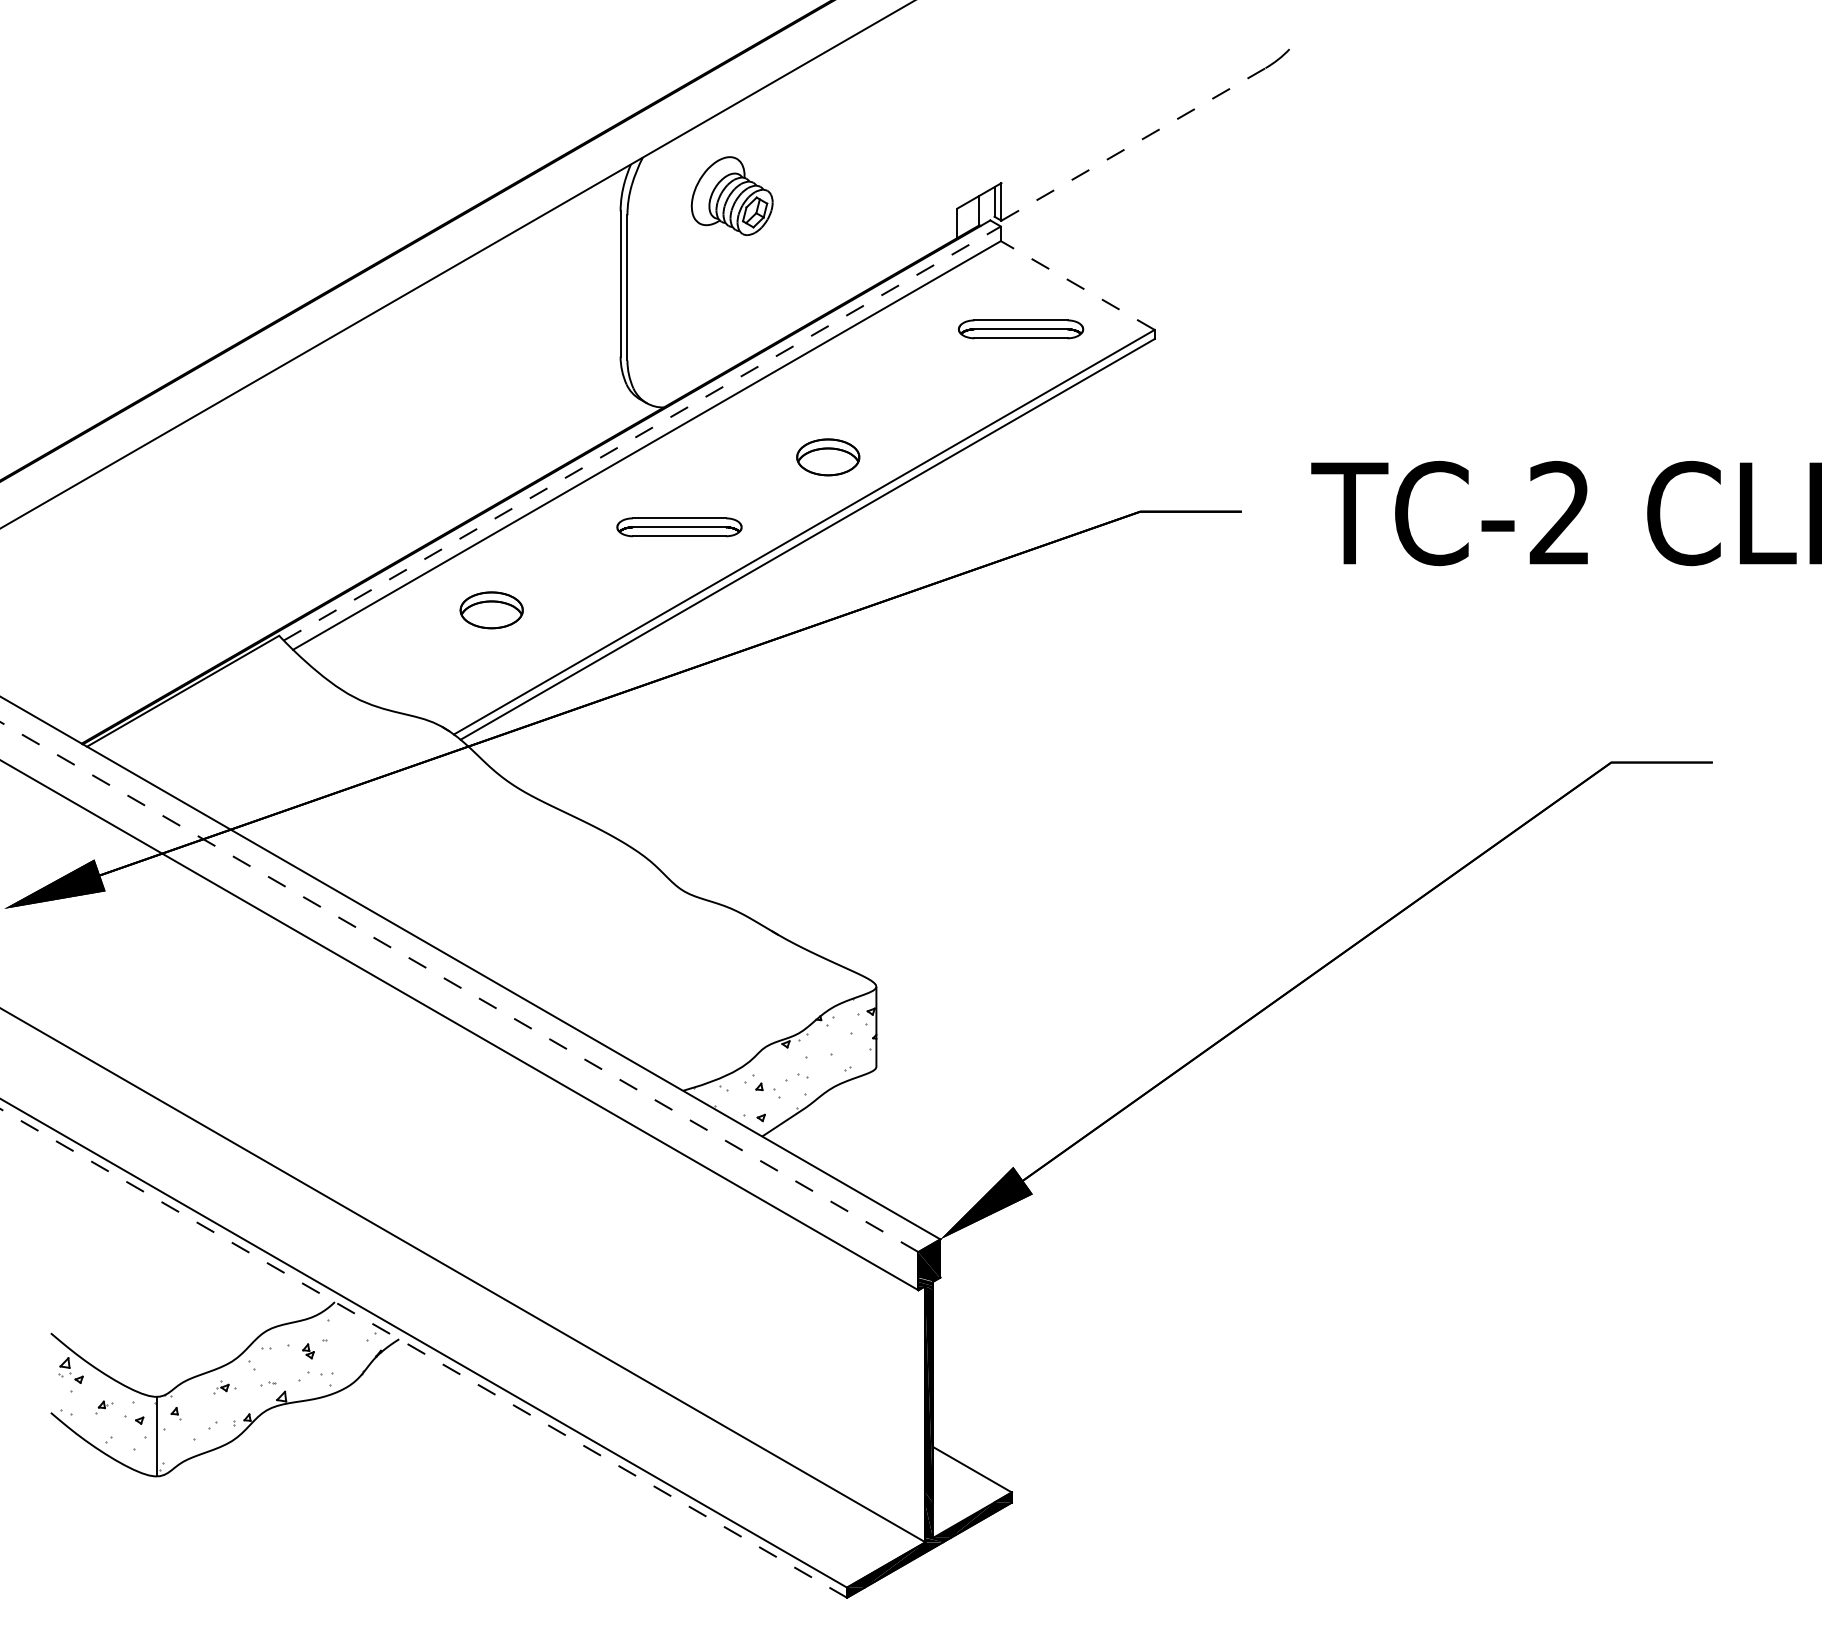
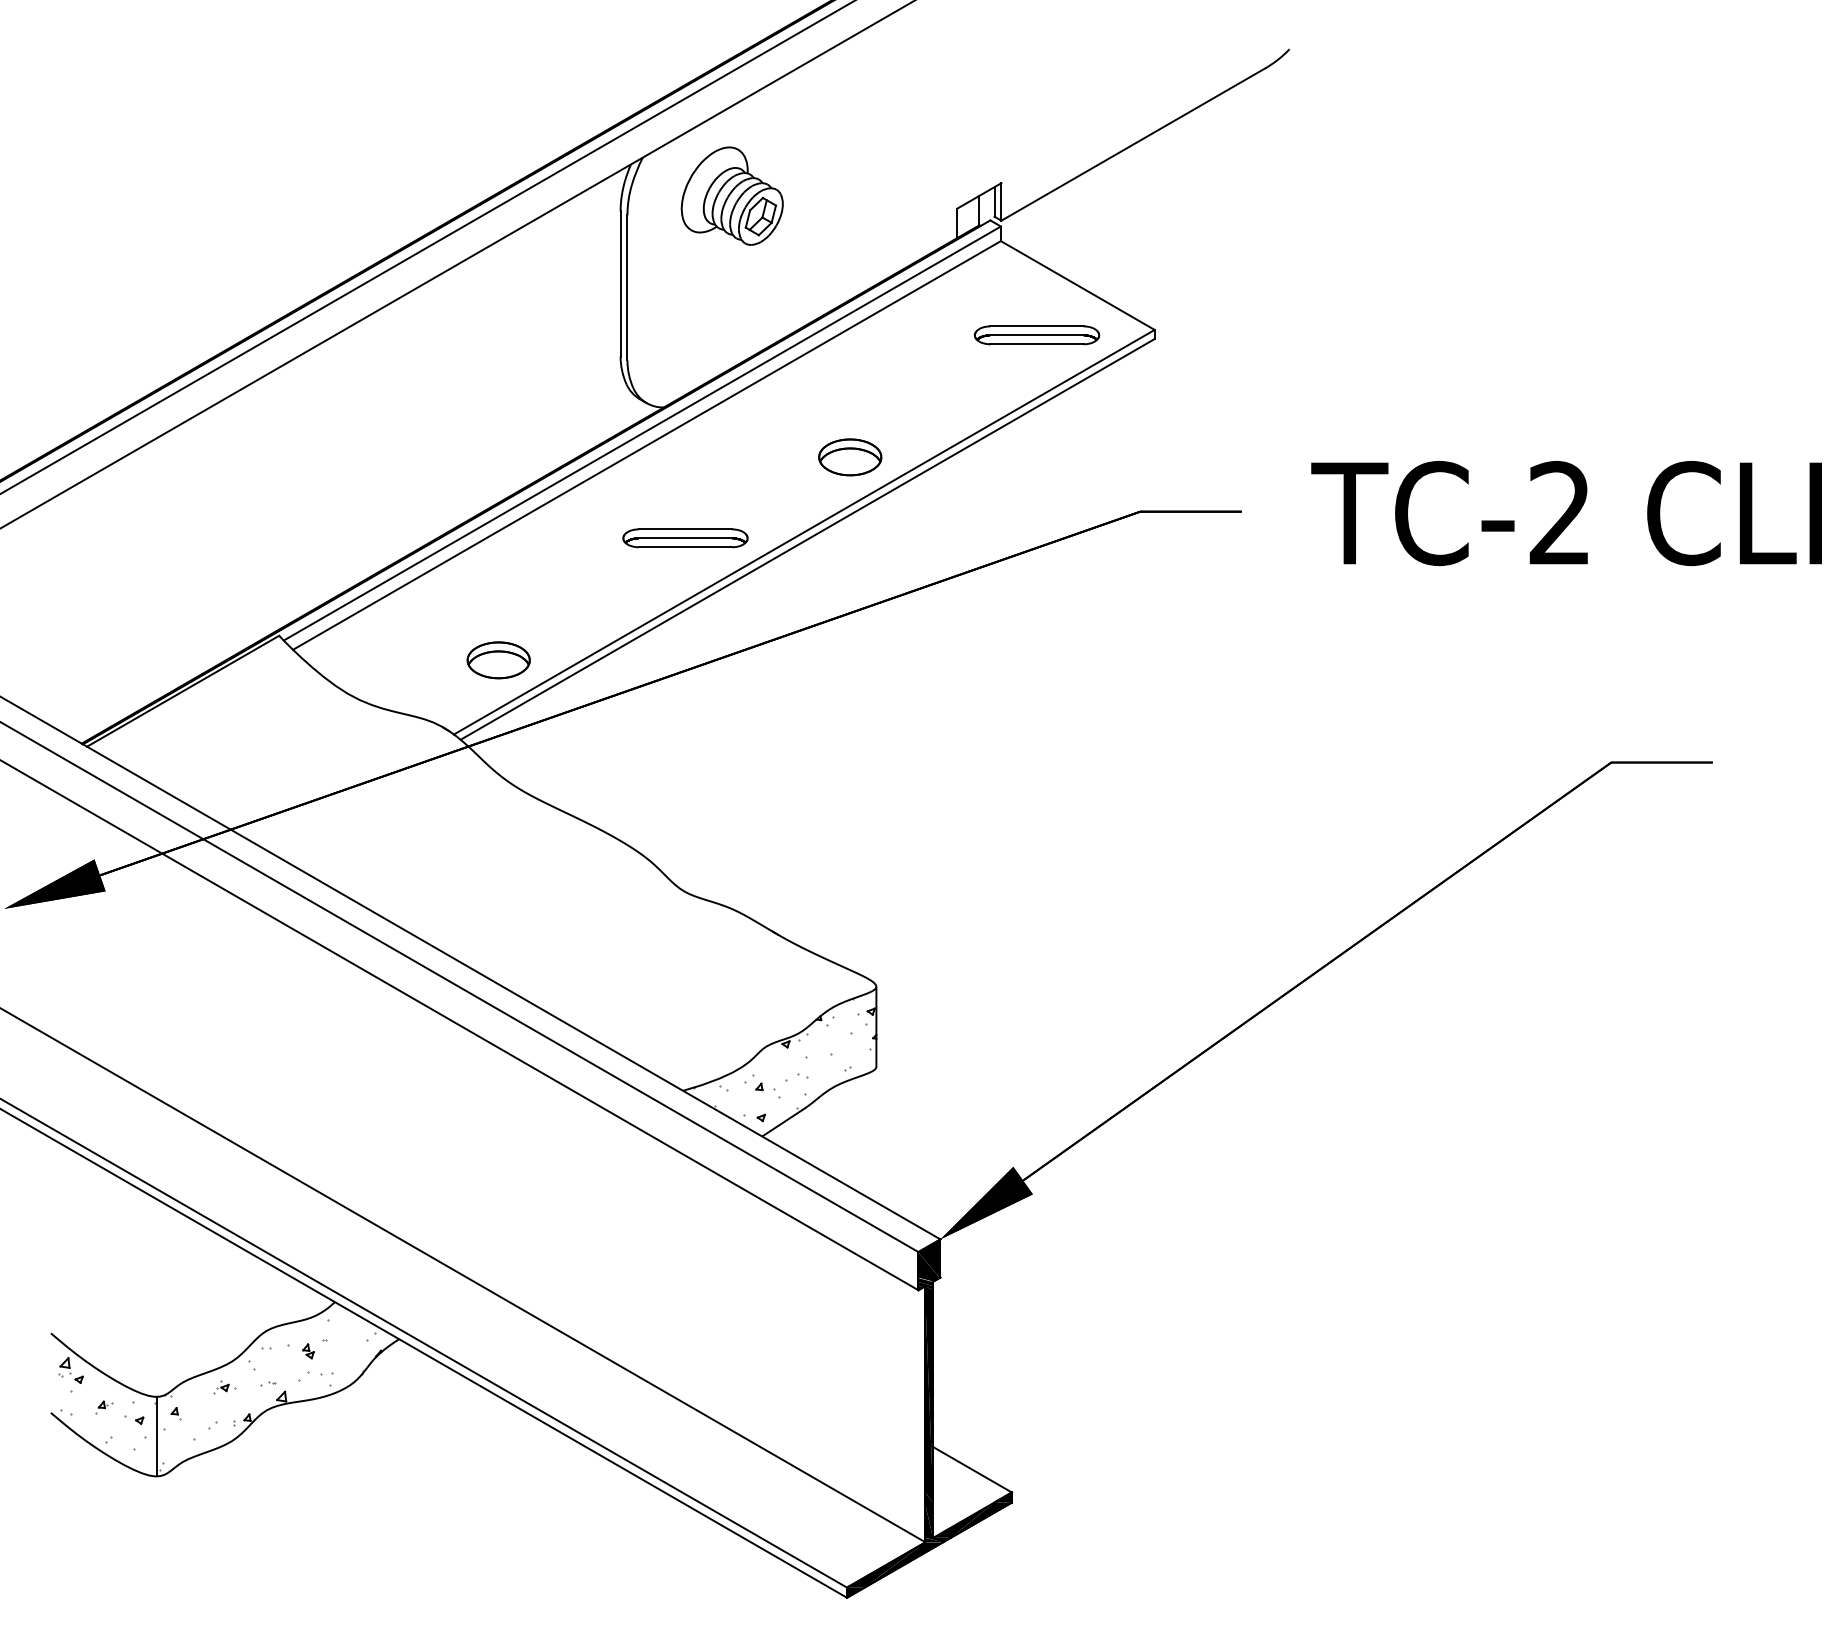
line: dashed -> solid (1133, 144)
part size: 84x81 px -> 104x100 px (731, 195)
line: none -> present (426, 247)
line: dashed -> solid (1077, 285)
part position: (1020, 329) -> (1036, 335) (1036, 335)
line: dashed -> solid (642, 433)
part position: (828, 457) -> (850, 457) (850, 457)
part position: (679, 527) -> (685, 538) (685, 538)
part position: (491, 610) -> (498, 660) (498, 660)
line: dashed -> solid (459, 987)
line: dashed -> solid (423, 1353)
